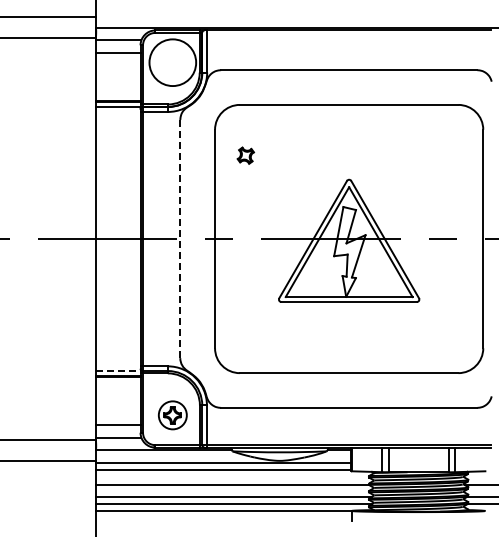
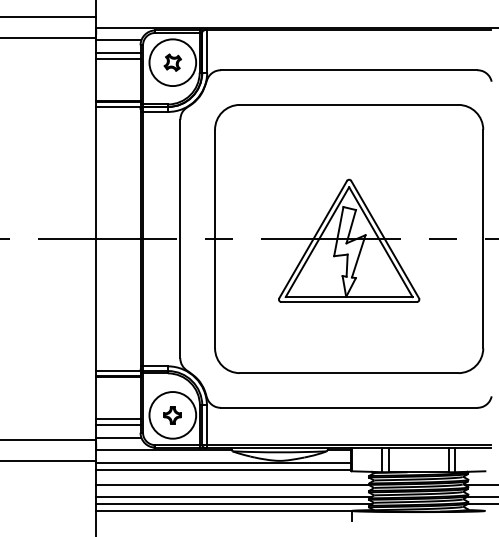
line: none -> present (117, 59)
part position: (245, 155) -> (172, 62) (172, 62)
line: dashed -> solid (180, 239)
line: dashed -> solid (118, 370)
circle diameter: 28 px -> 47 px (172, 415)
line: none -> present (117, 418)
